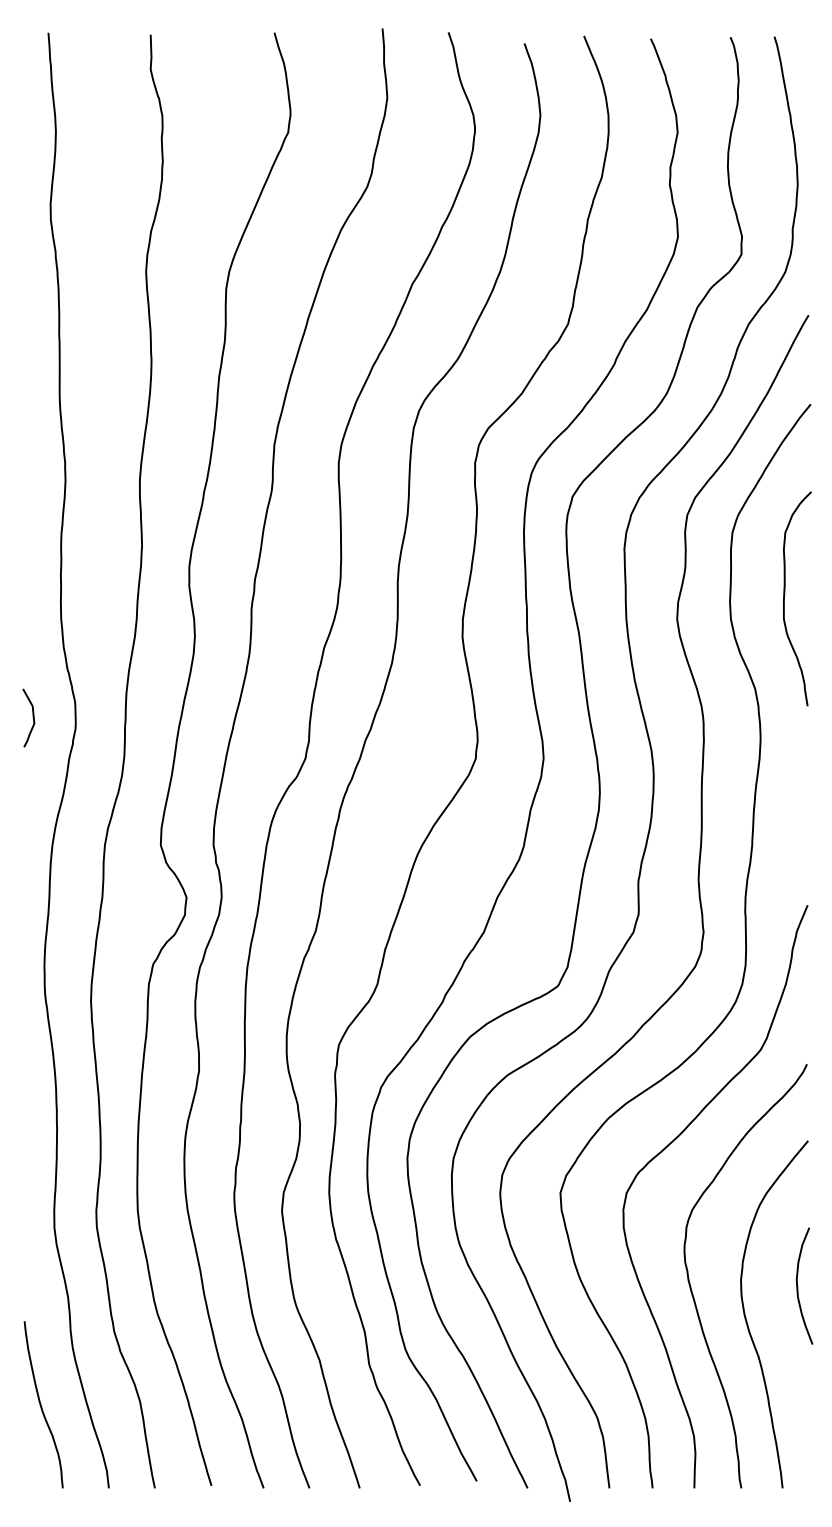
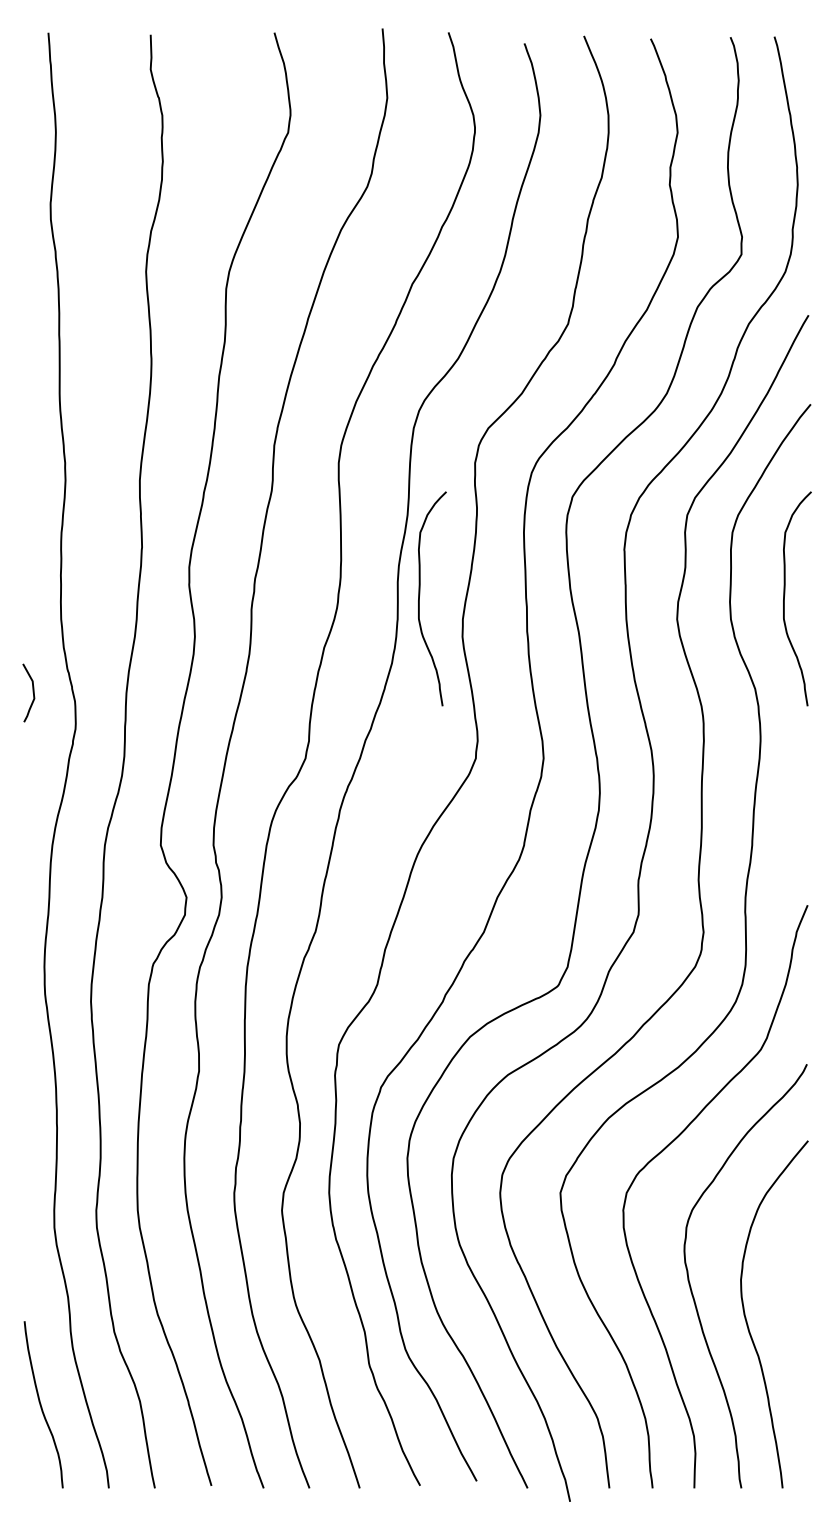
curve: none -> present (420, 595)
curve position: (32, 717) -> (32, 692) (32, 692)
curve: present -> none (798, 1286)
